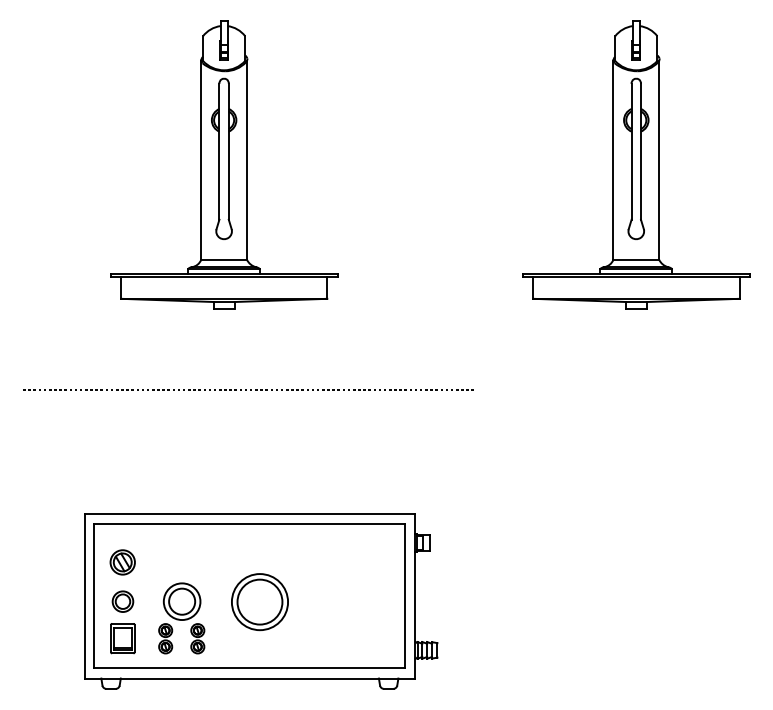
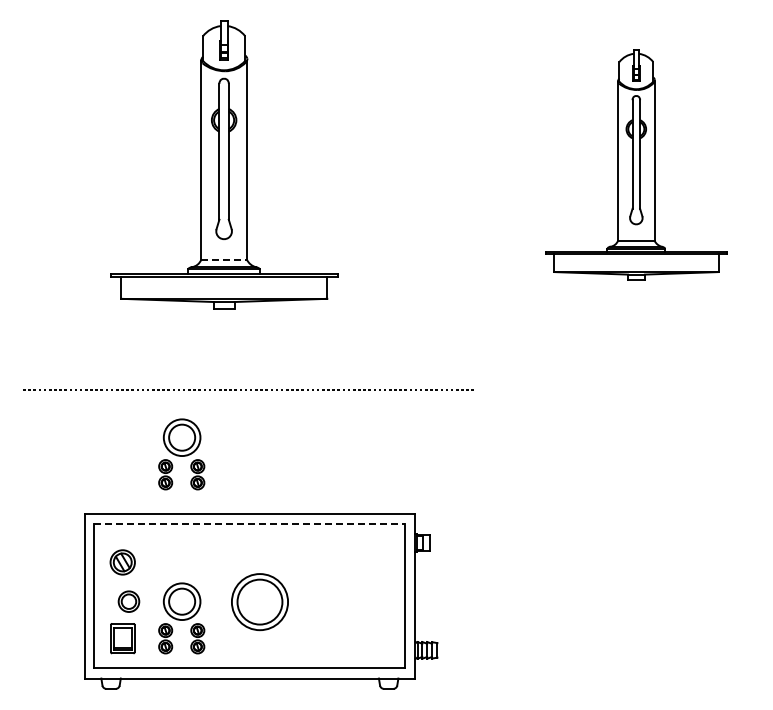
part size: 229x290 px -> 183x232 px (636, 164)
line: solid -> dashed (224, 259)
part: none -> present (181, 454)
line: solid -> dashed (249, 523)
part position: (122, 601) -> (128, 601) (128, 601)
